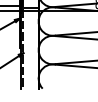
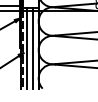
line: none -> present (27, 47)
line: none -> present (32, 47)
